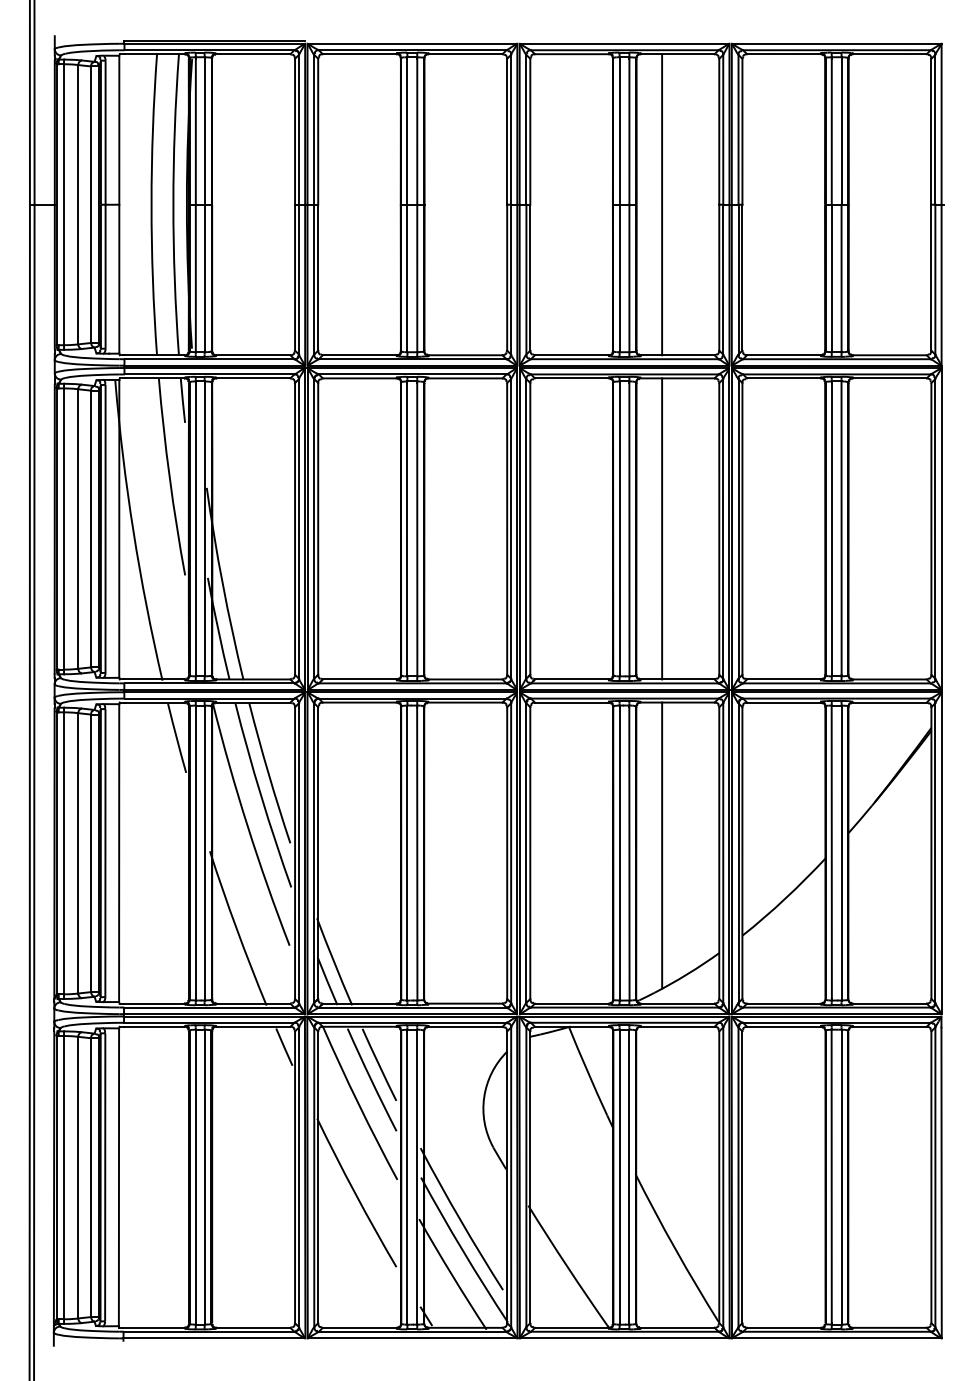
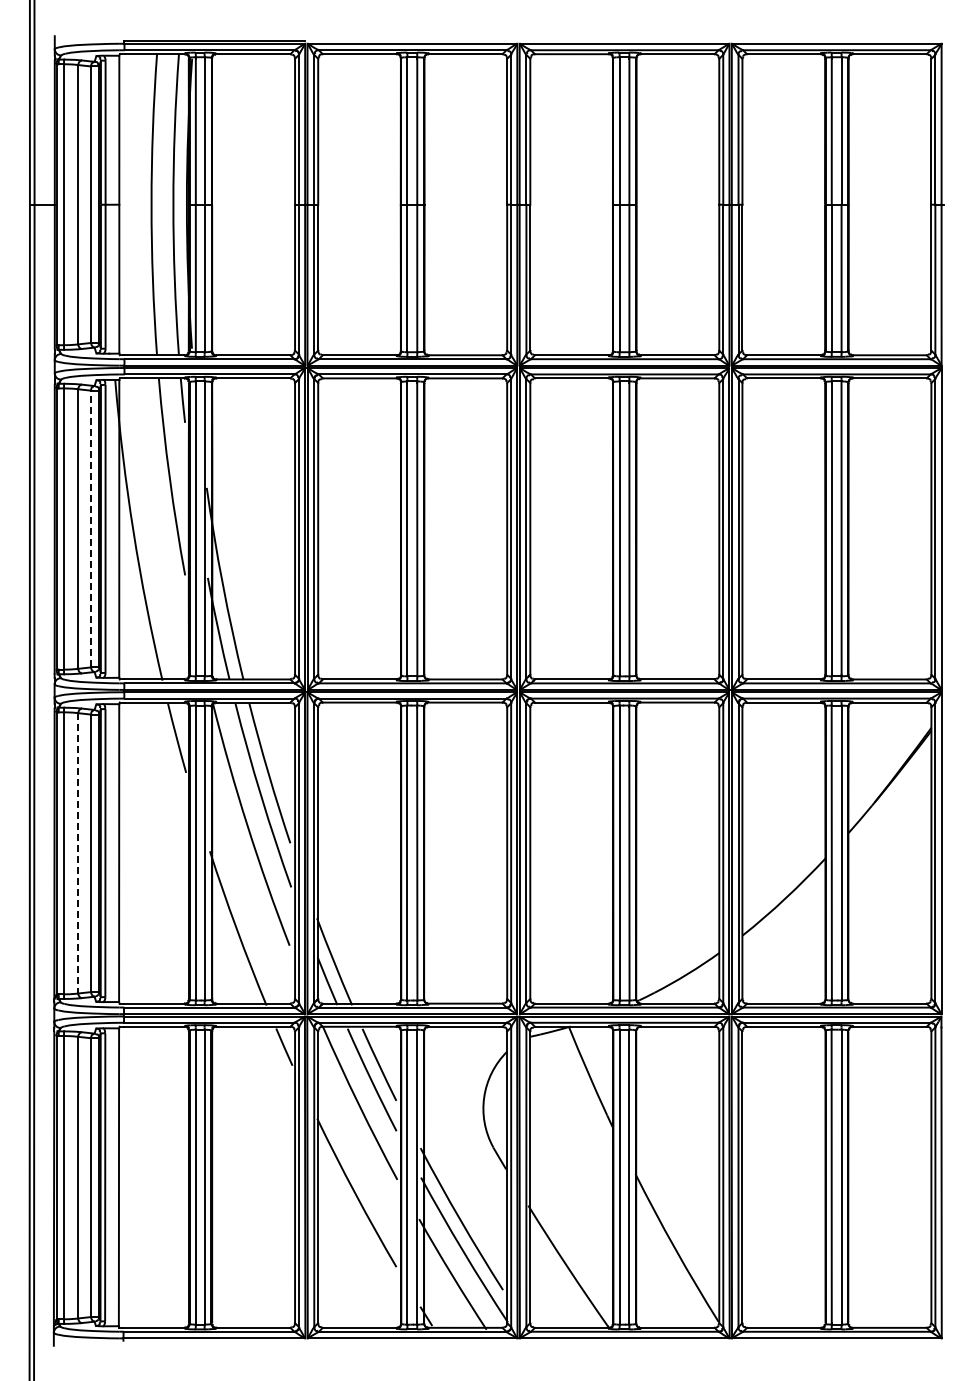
line: present -> none (662, 204)
line: solid -> dashed (91, 528)
line: present -> none (662, 528)
line: present -> none (662, 845)
line: solid -> dashed (78, 853)
